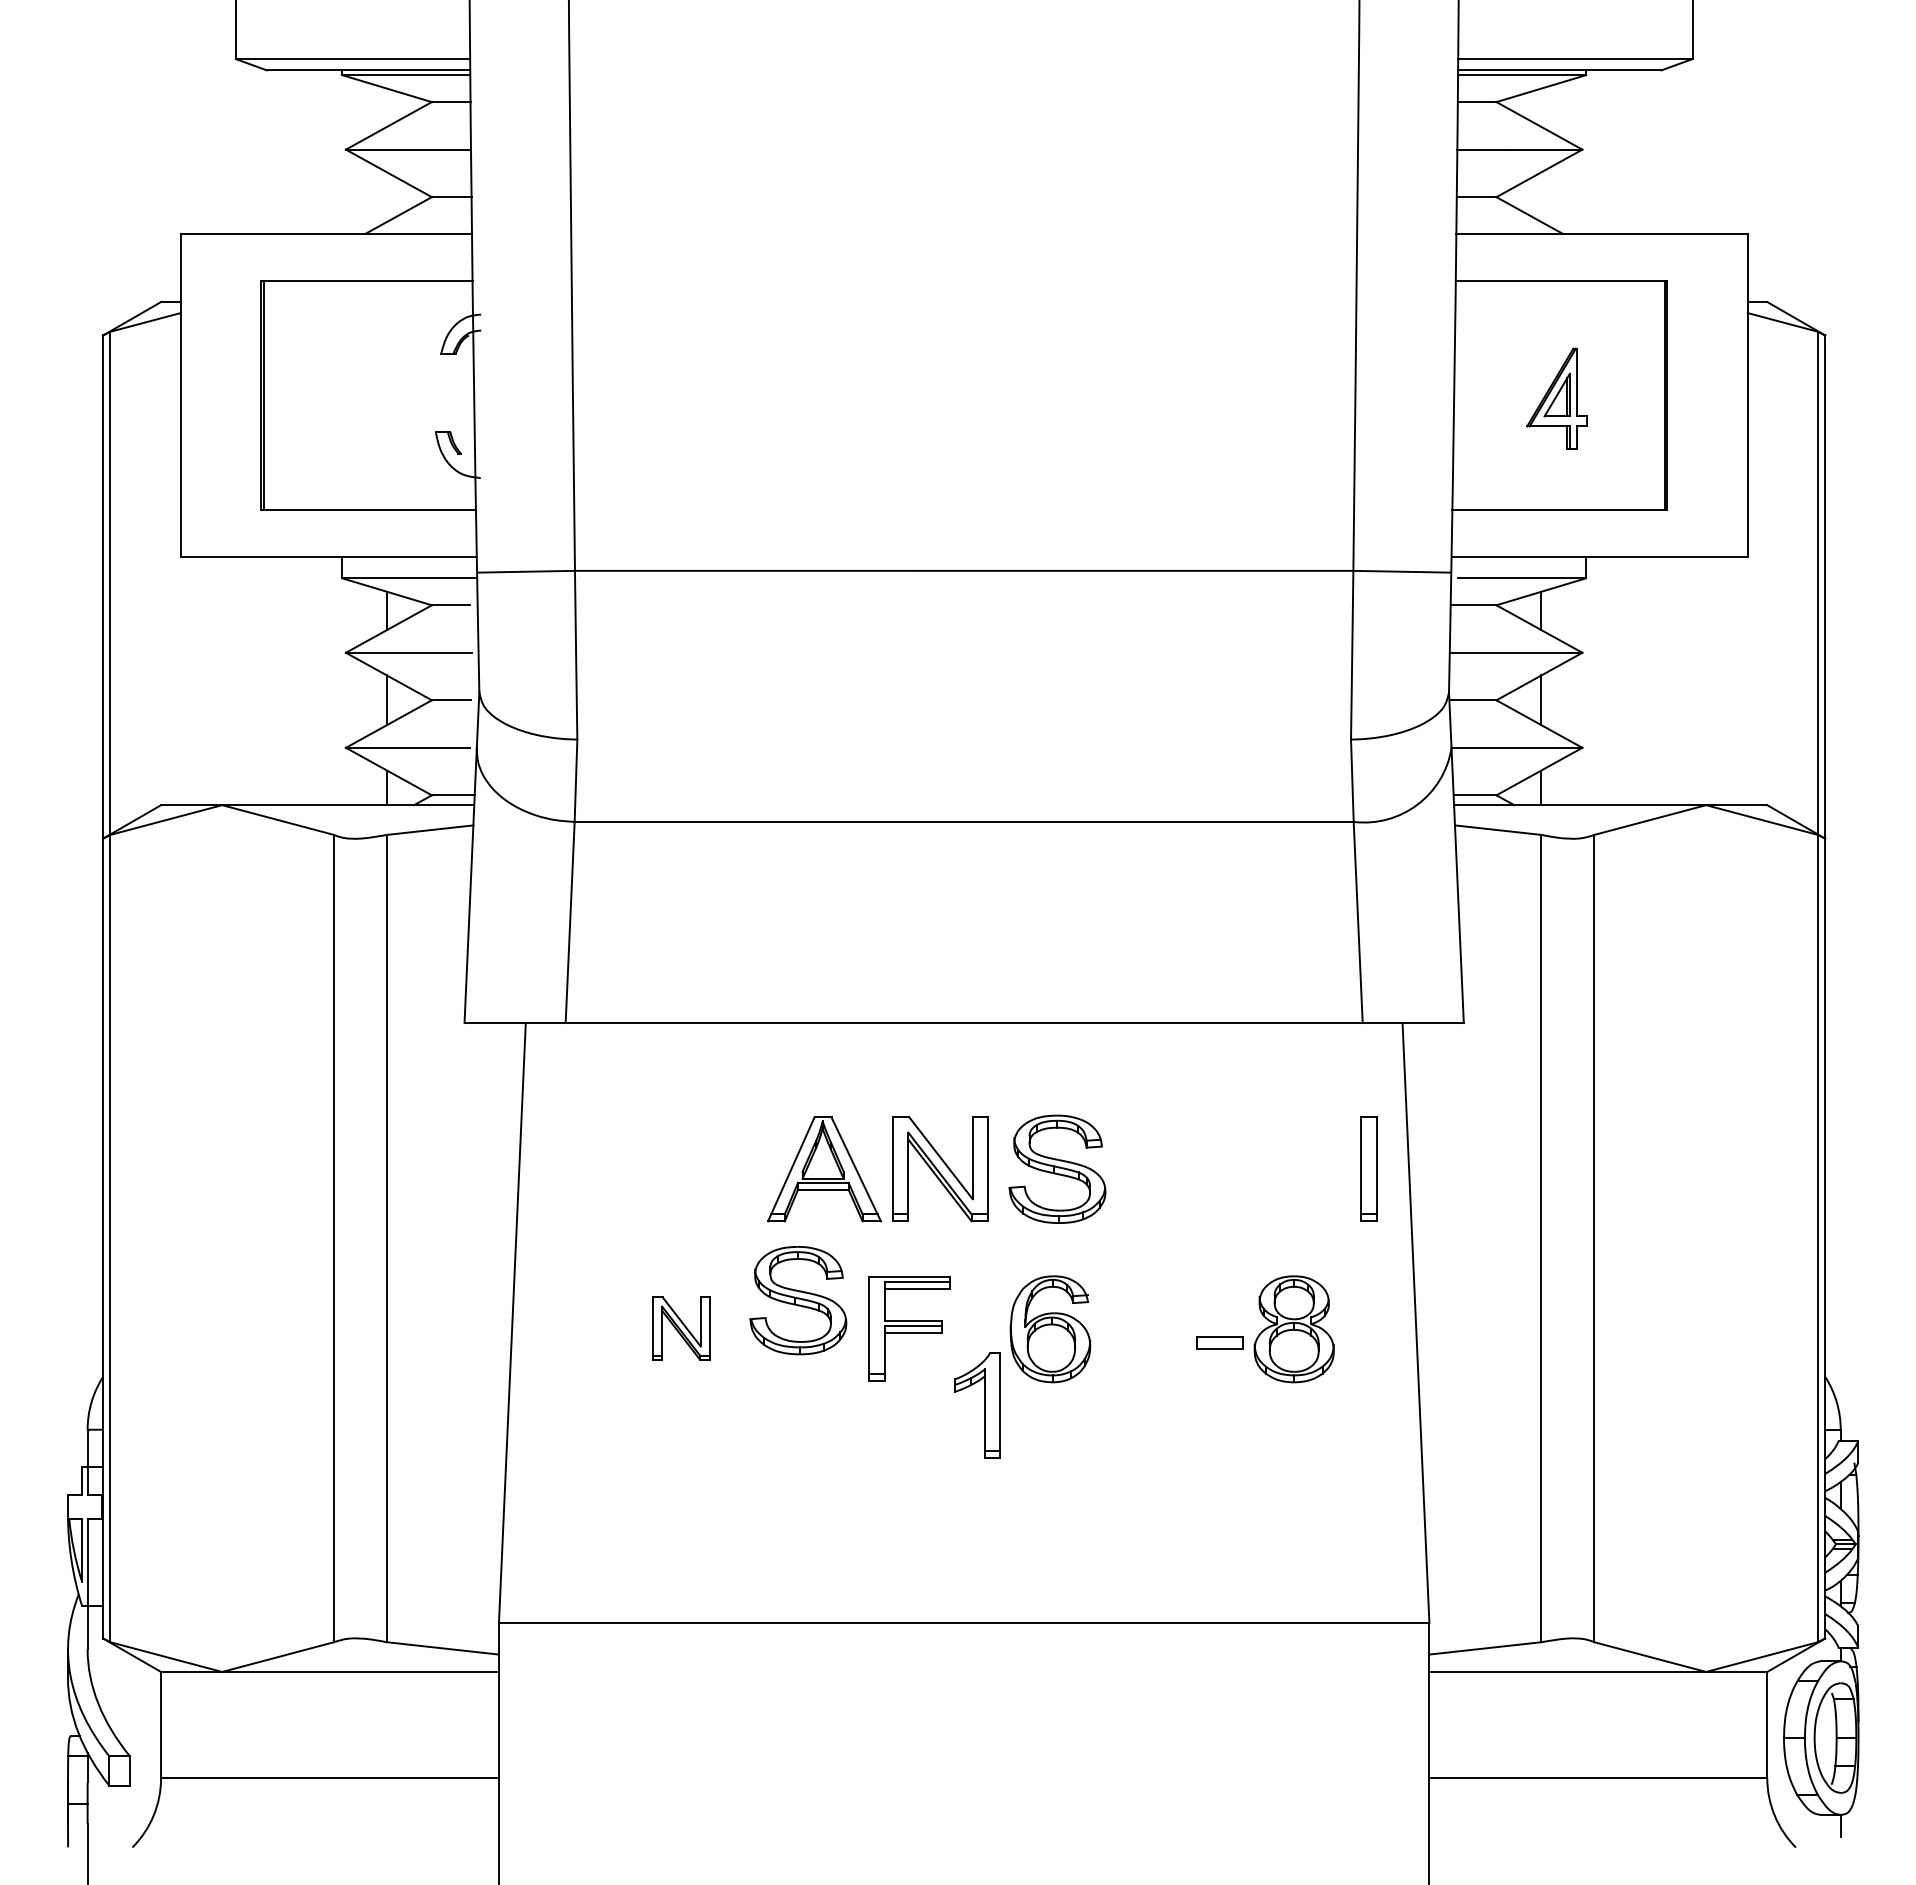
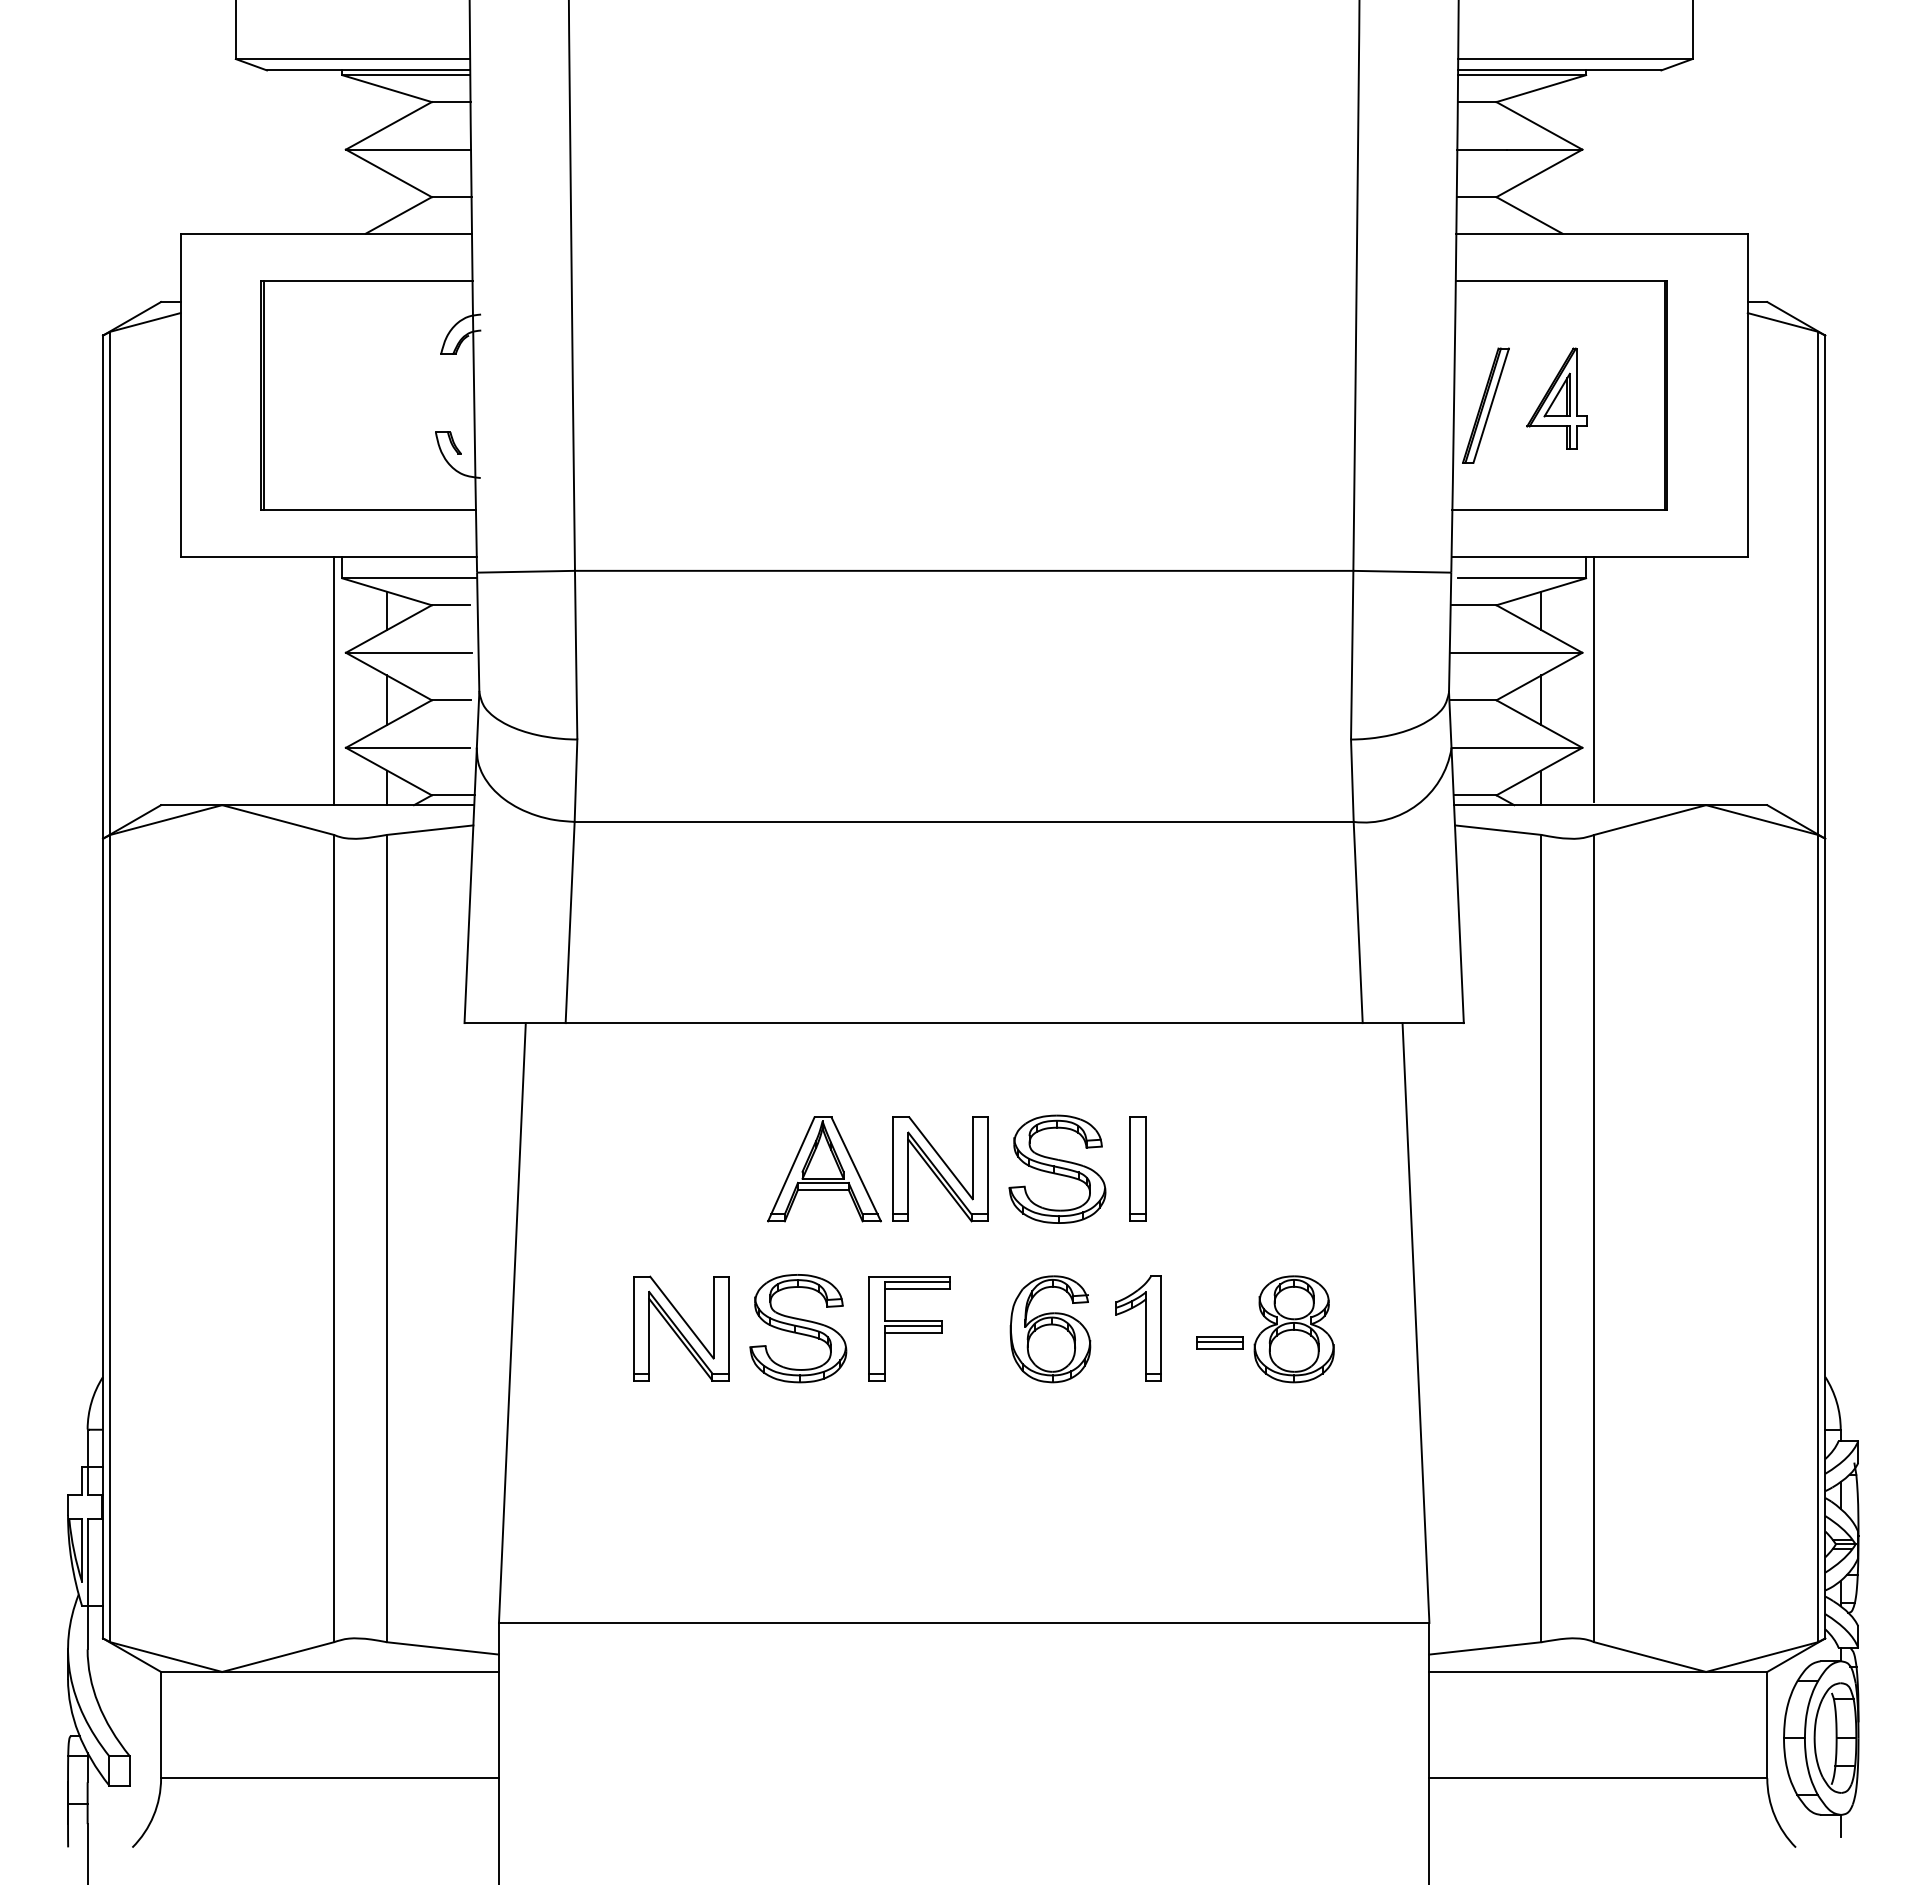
part: none -> present (1485, 405)
line: none -> present (1594, 679)
line: none -> present (333, 681)
part position: (1368, 1168) -> (1137, 1168) (1137, 1168)
part position: (798, 1300) -> (798, 1328) (798, 1328)
part size: 59x65 px -> 97x107 px (681, 1328)
line: none -> present (1219, 1342)
part position: (984, 1405) -> (1145, 1328) (1145, 1328)
